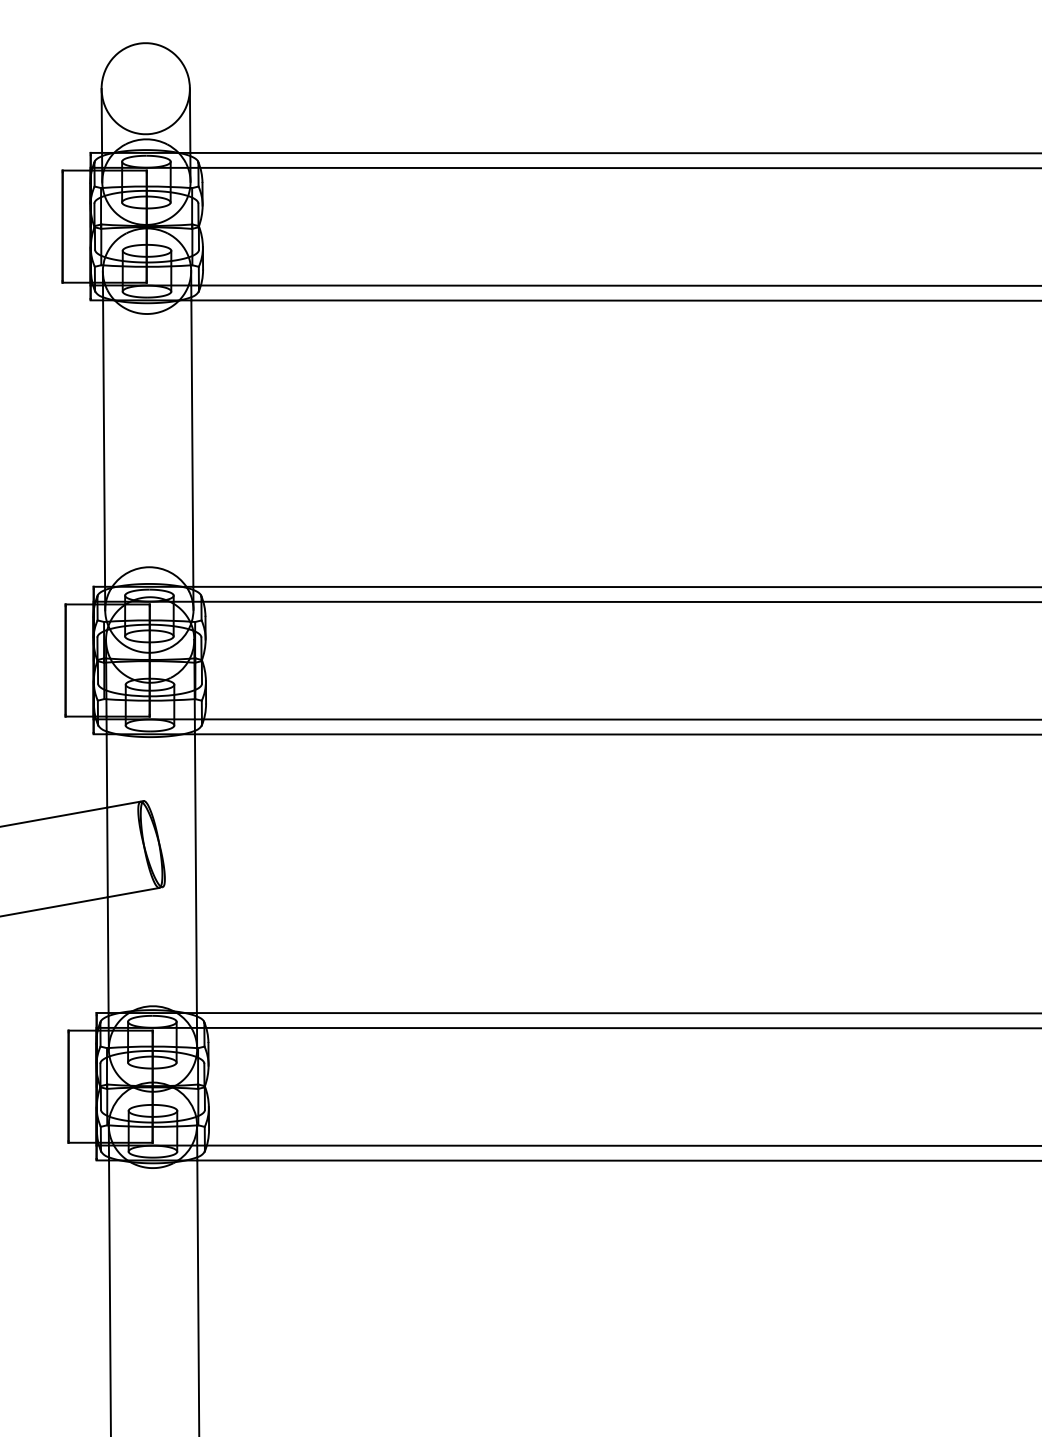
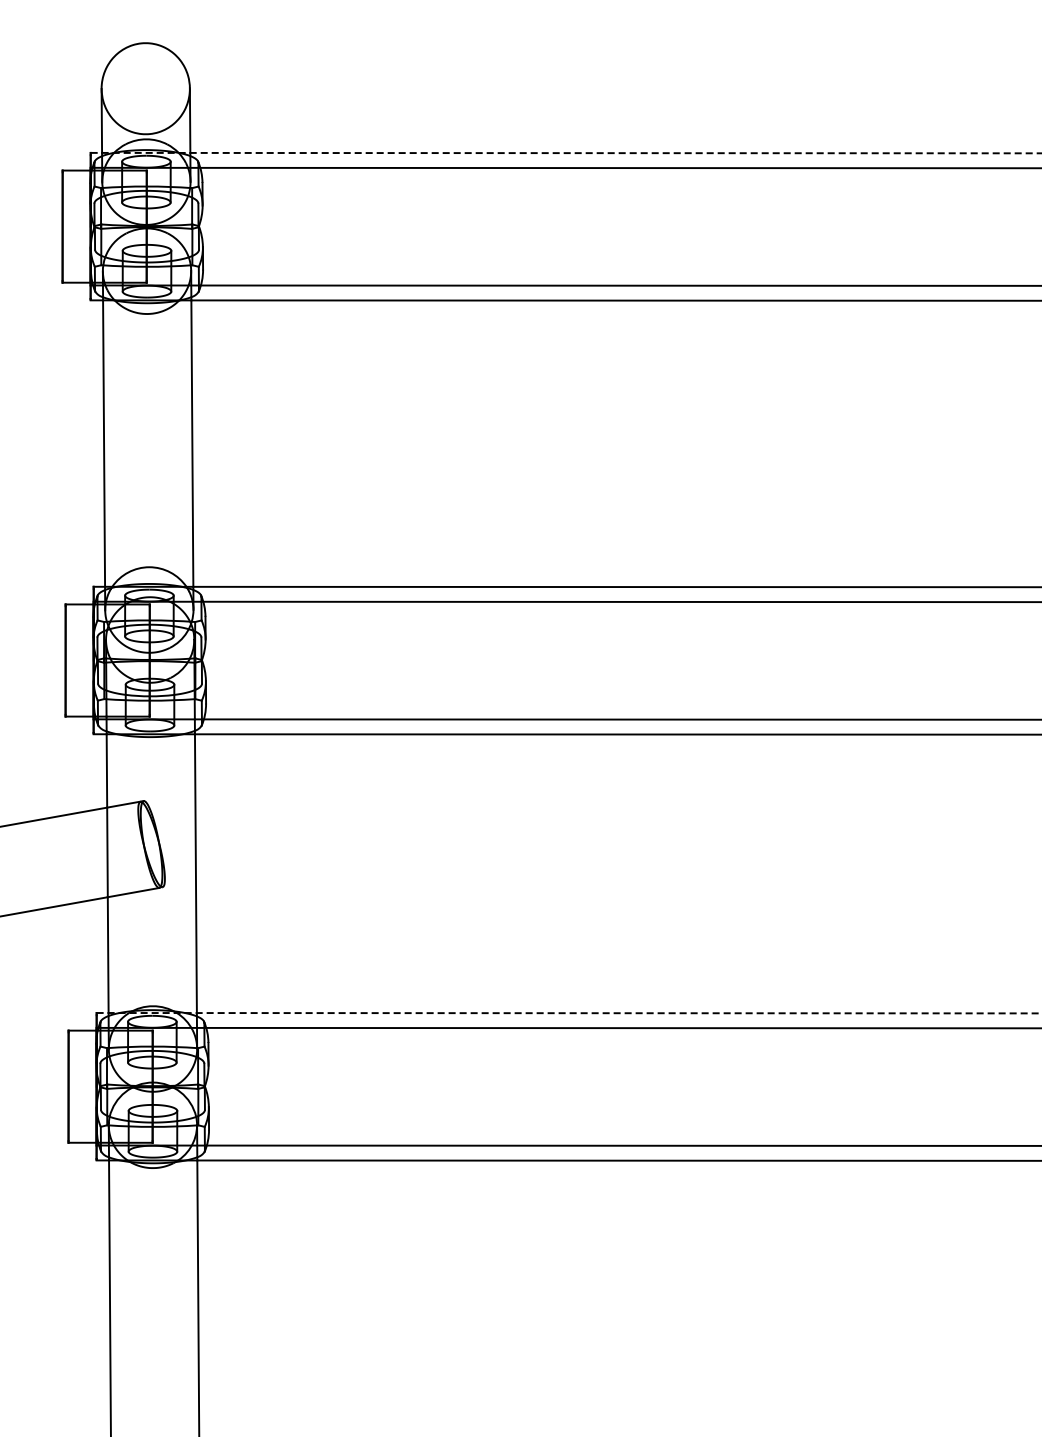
line: solid -> dashed (566, 153)
line: solid -> dashed (569, 1013)
